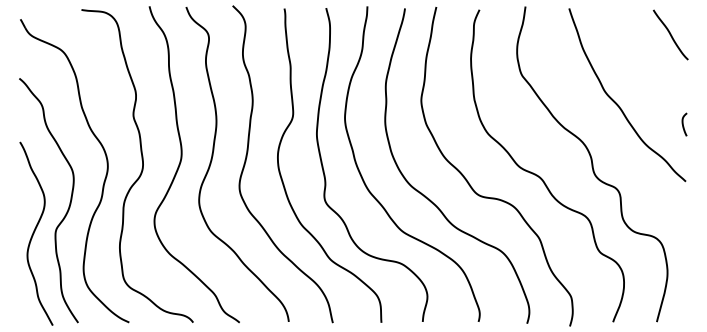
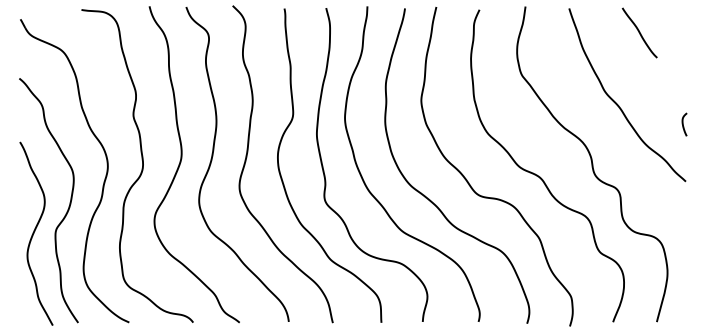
curve position: (670, 34) -> (639, 32) (639, 32)
